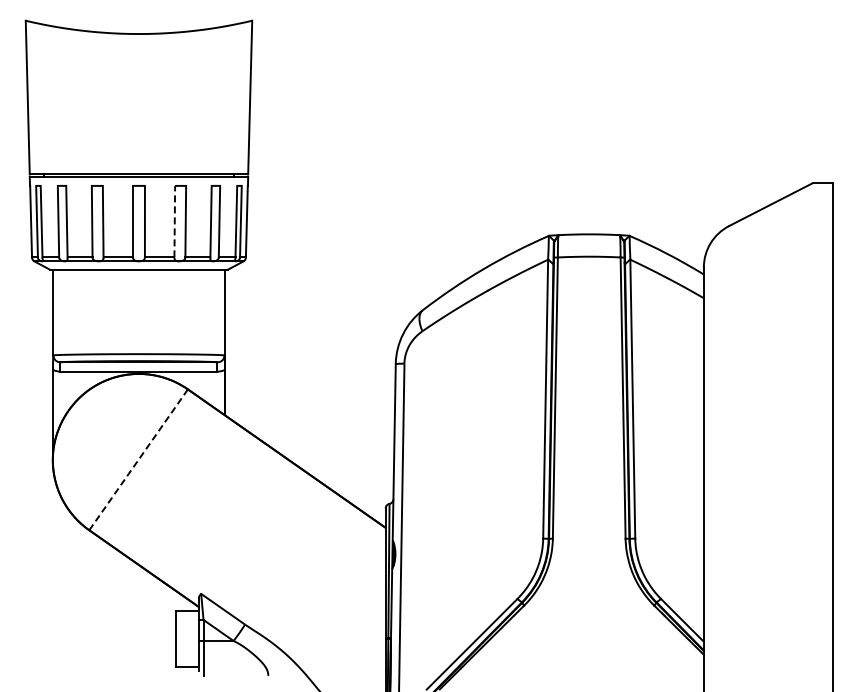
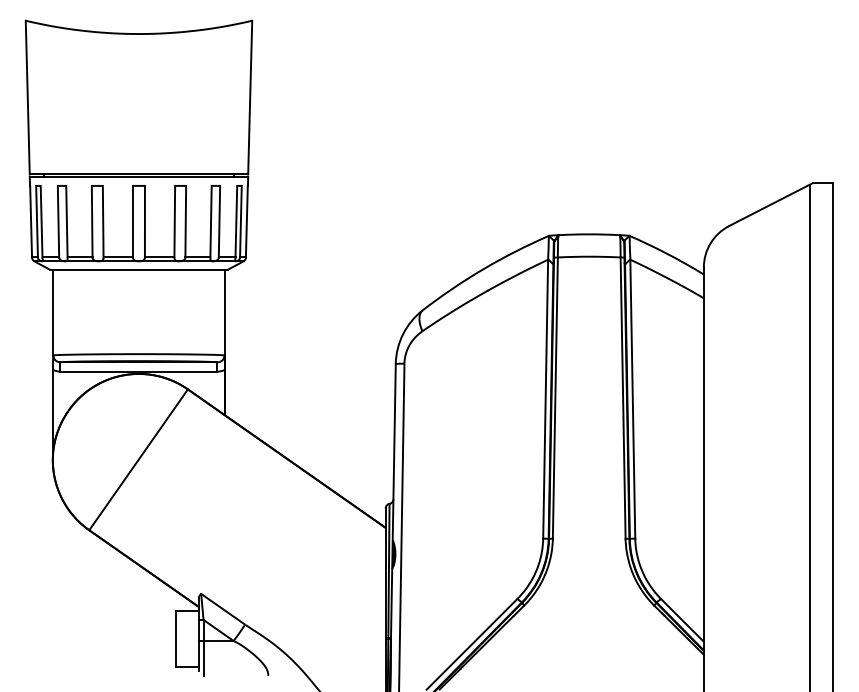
line: dashed -> solid (174, 221)
line: none -> present (810, 436)
line: dashed -> solid (138, 459)
